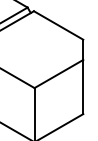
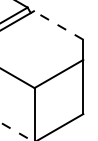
line: solid -> dashed (58, 25)
line: solid -> dashed (16, 131)
